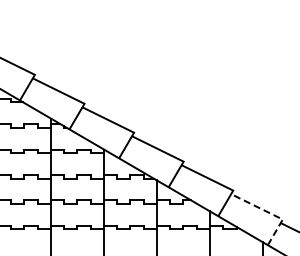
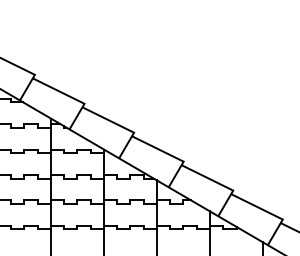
line: dashed -> solid (270, 213)
